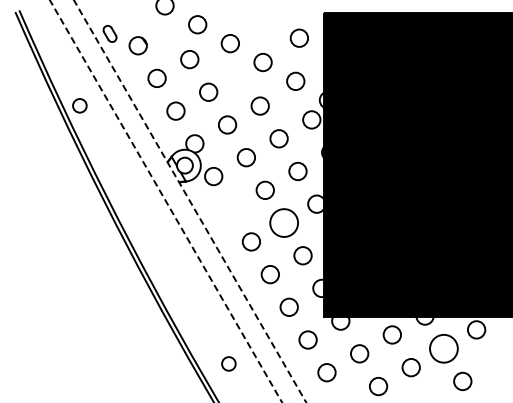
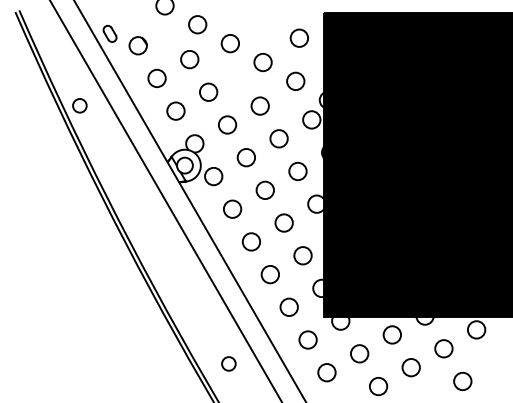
line: dashed -> solid (189, 200)
line: dashed -> solid (166, 201)
circle: none -> present (232, 208)
circle diameter: 28 px -> 17 px (283, 222)
circle diameter: 28 px -> 17 px (443, 348)
